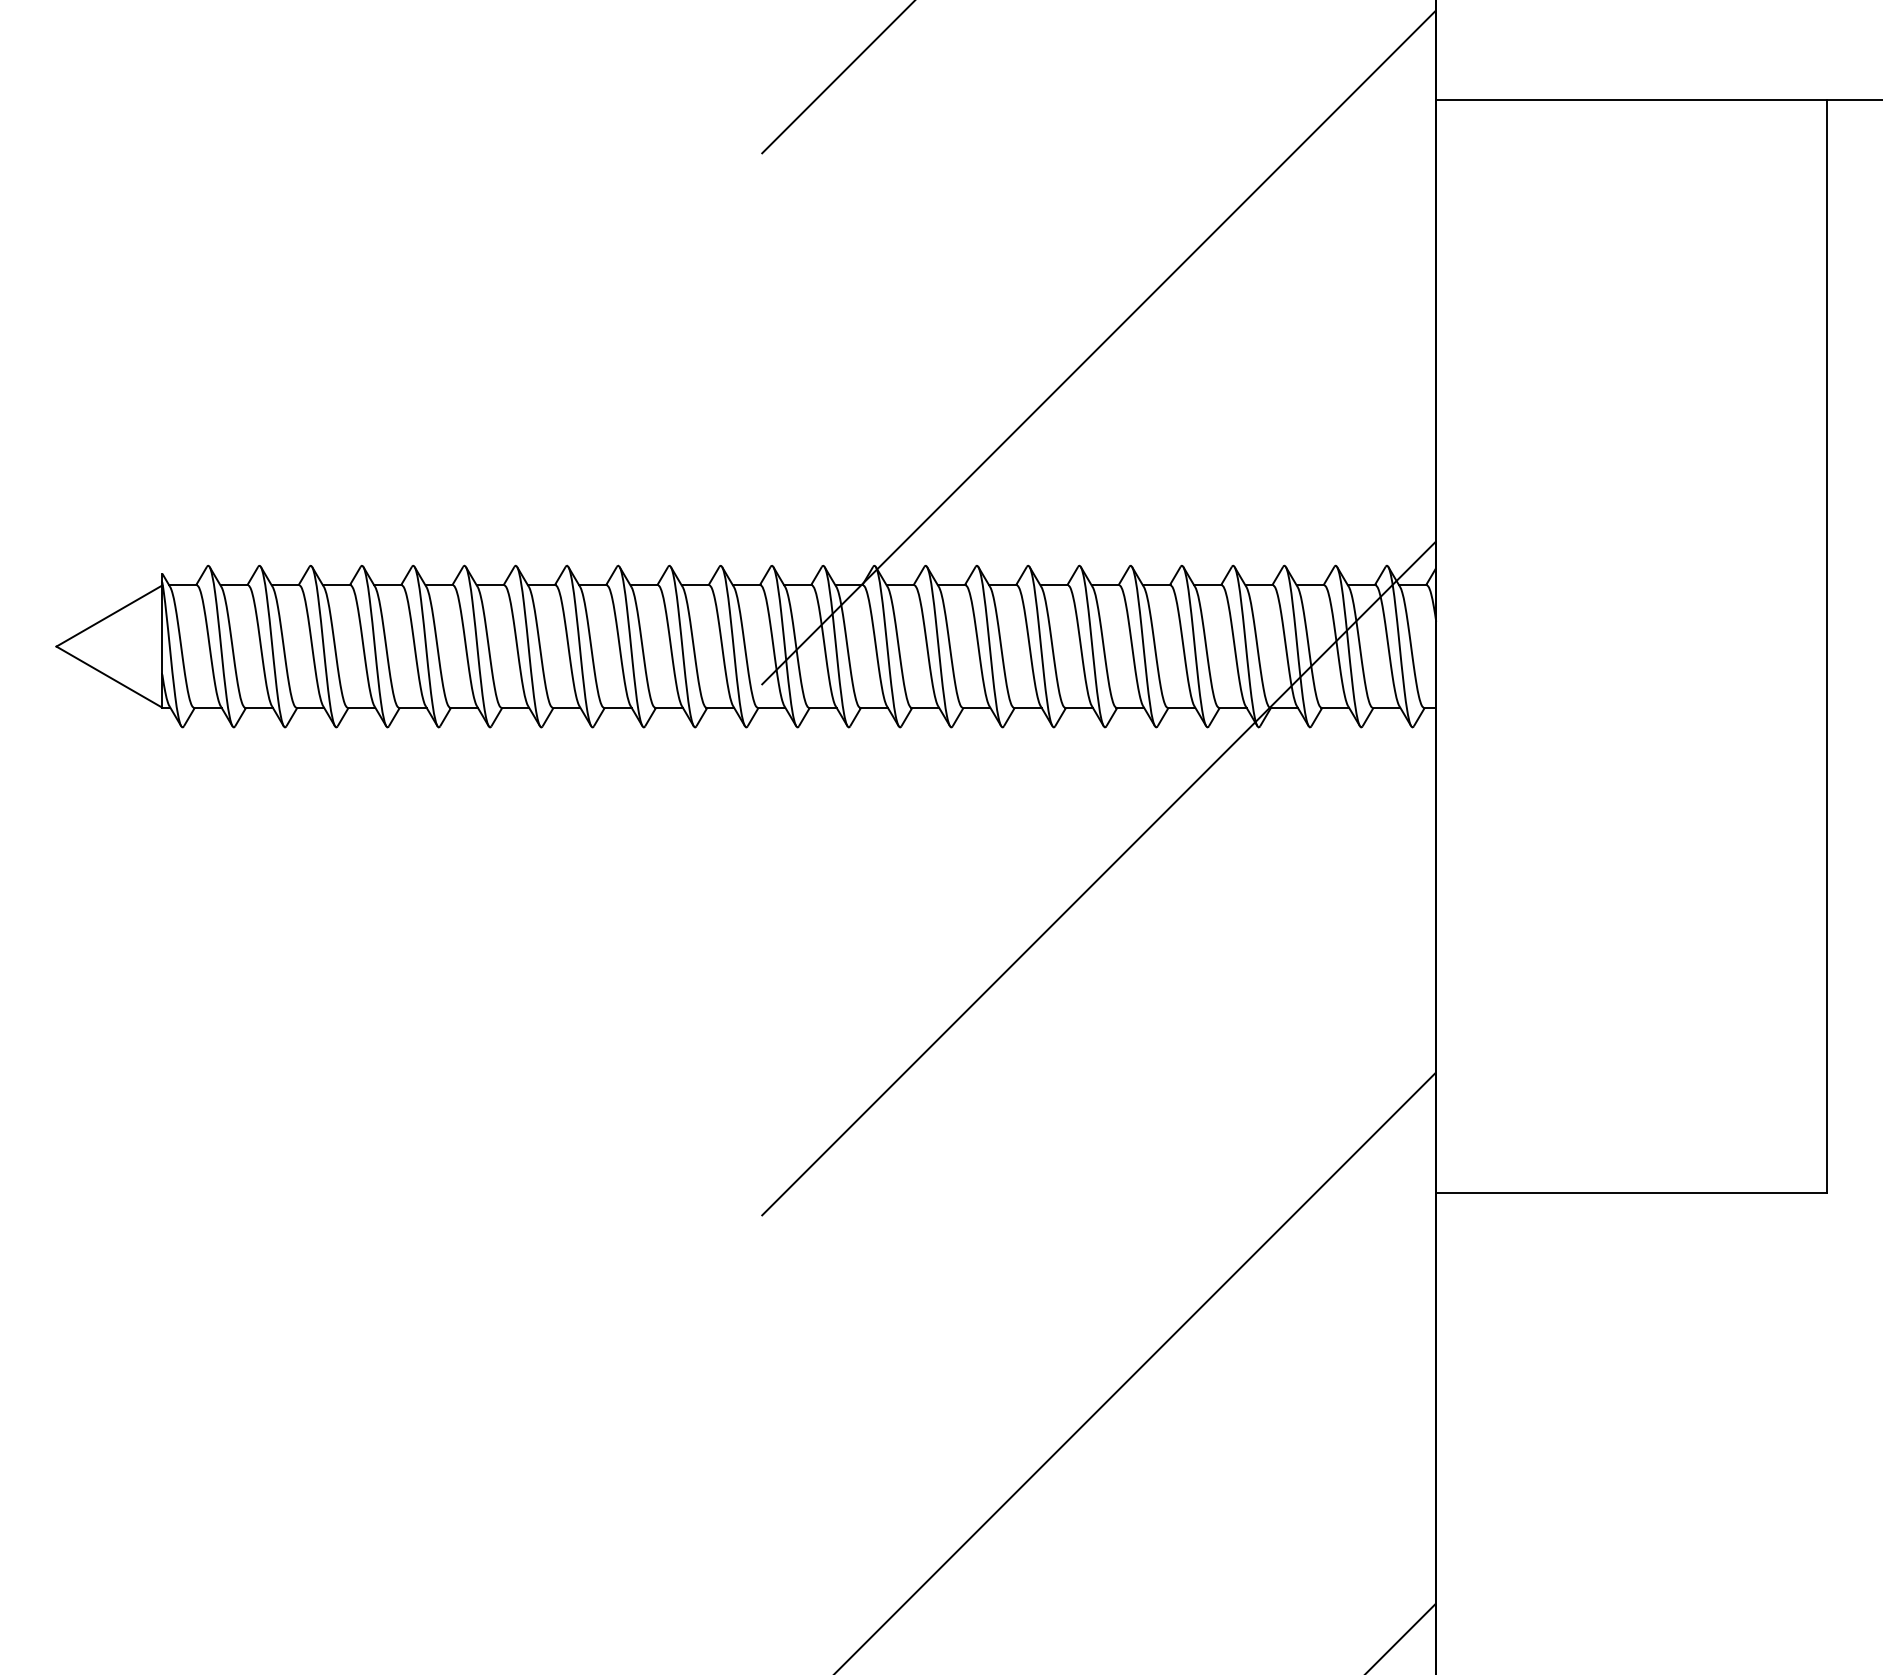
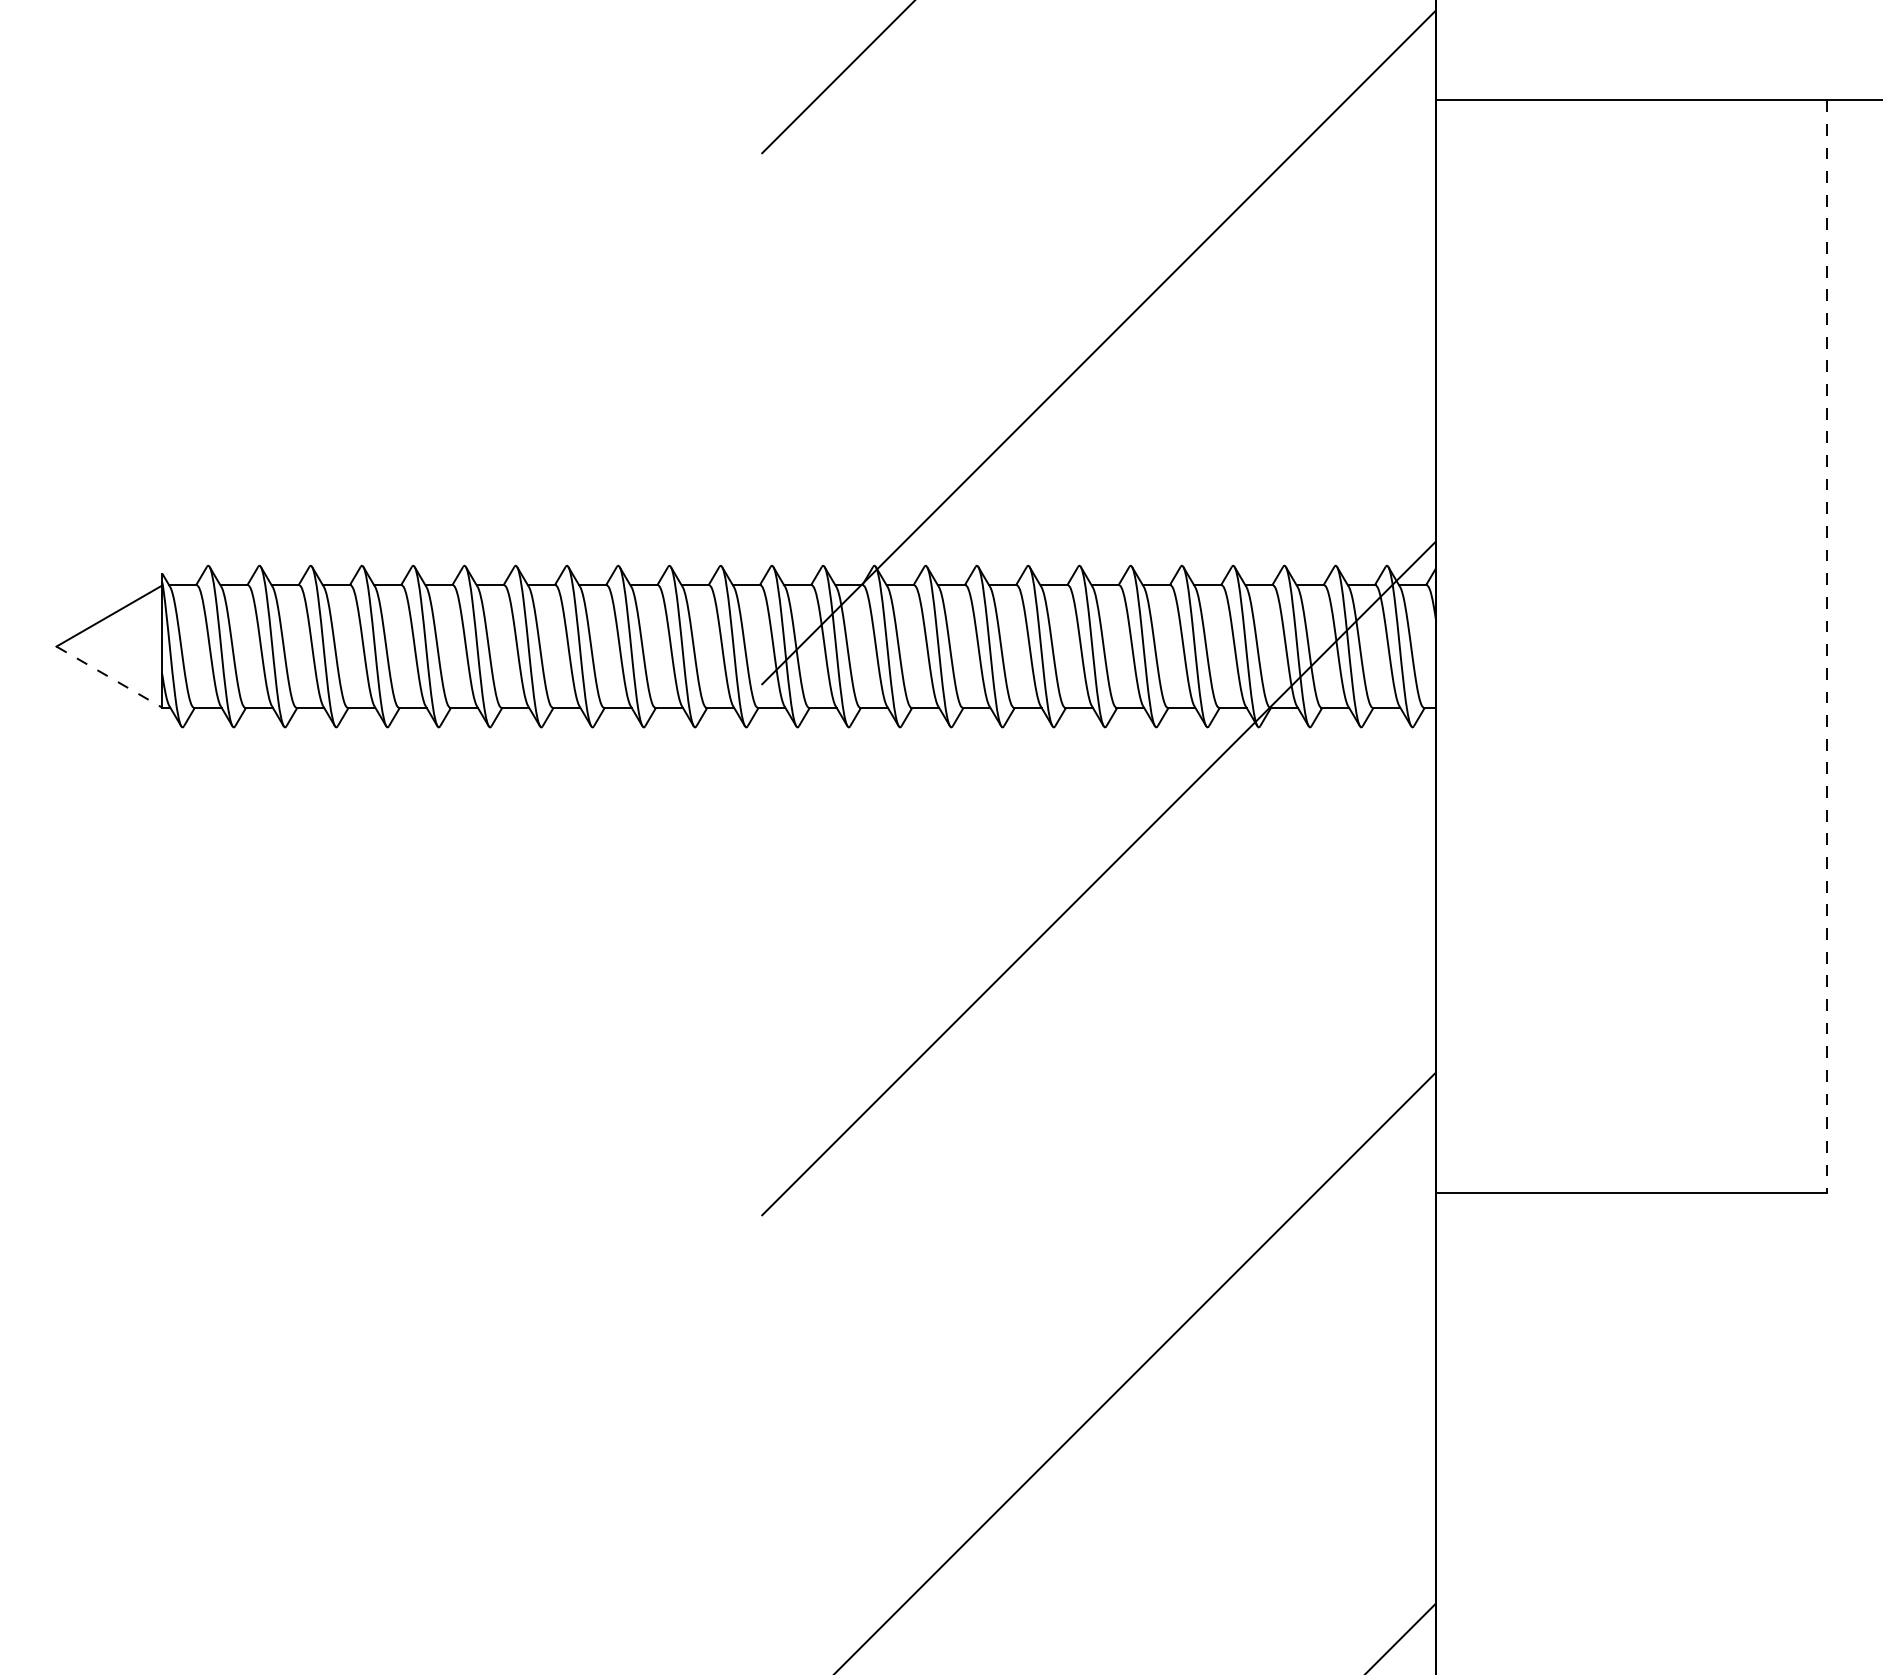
line: solid -> dashed (1826, 647)
line: solid -> dashed (109, 677)
